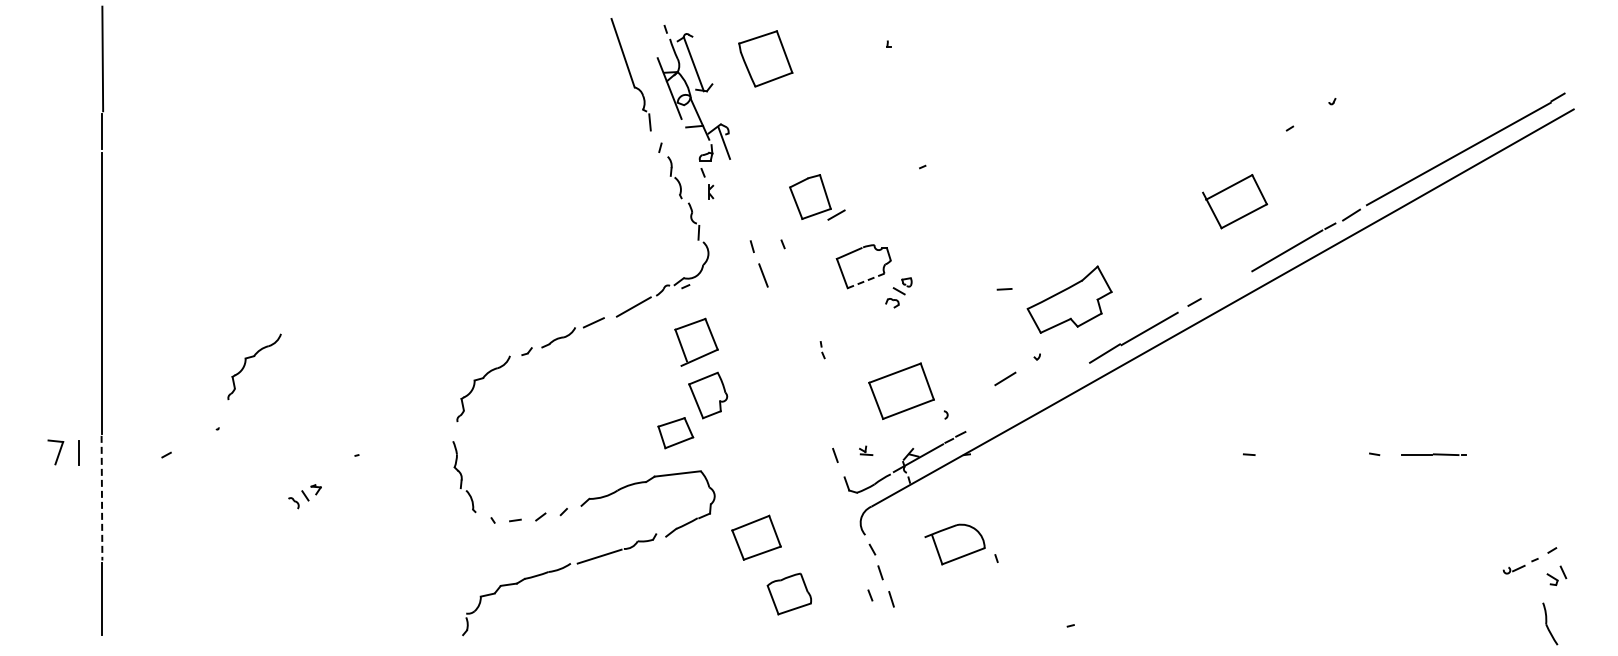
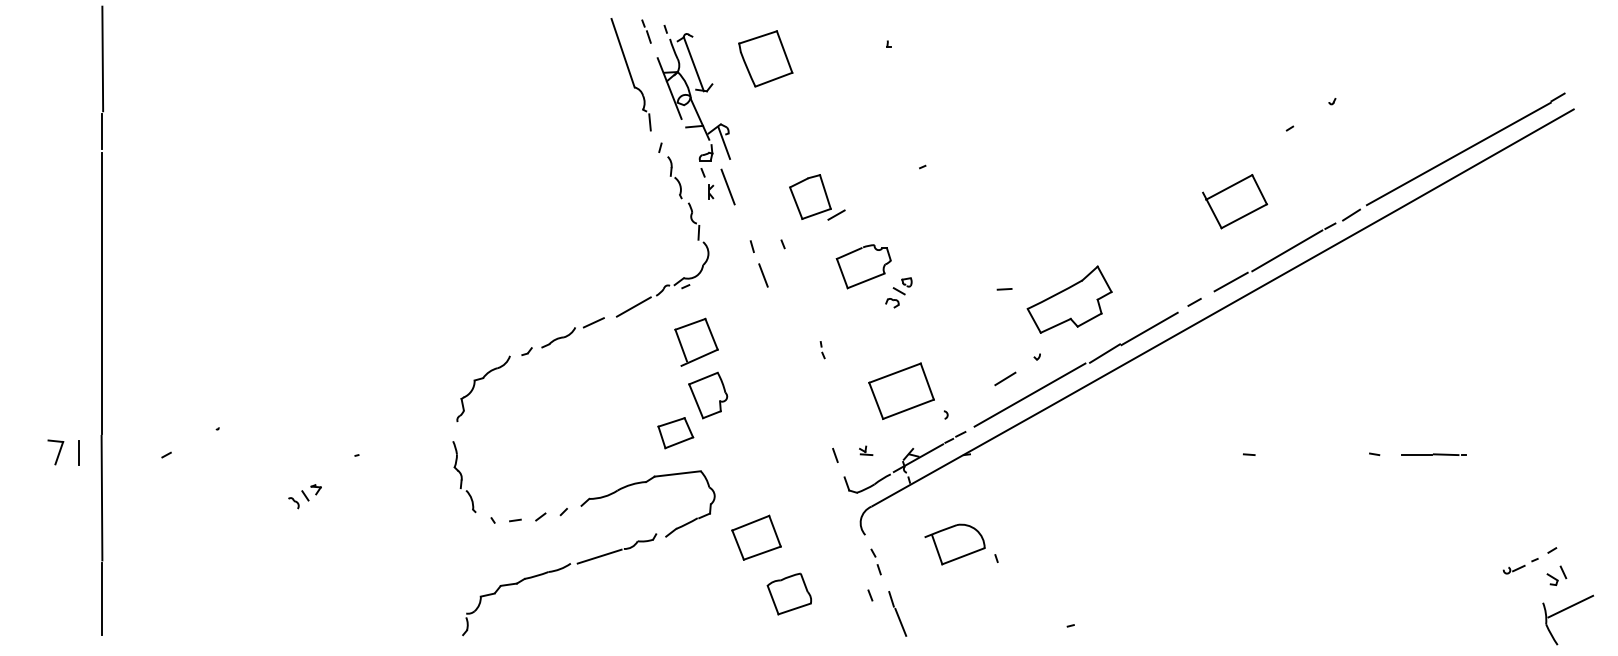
line: none -> present (646, 31)
line: none -> present (727, 186)
line: dashed -> solid (866, 280)
line: none -> present (1230, 281)
part: present -> none (250, 358)
line: none -> present (1029, 394)
line: dashed -> solid (102, 498)
part size: 16x38 px -> 12x28 px (875, 561)
line: none -> present (1570, 606)
line: none -> present (900, 621)
